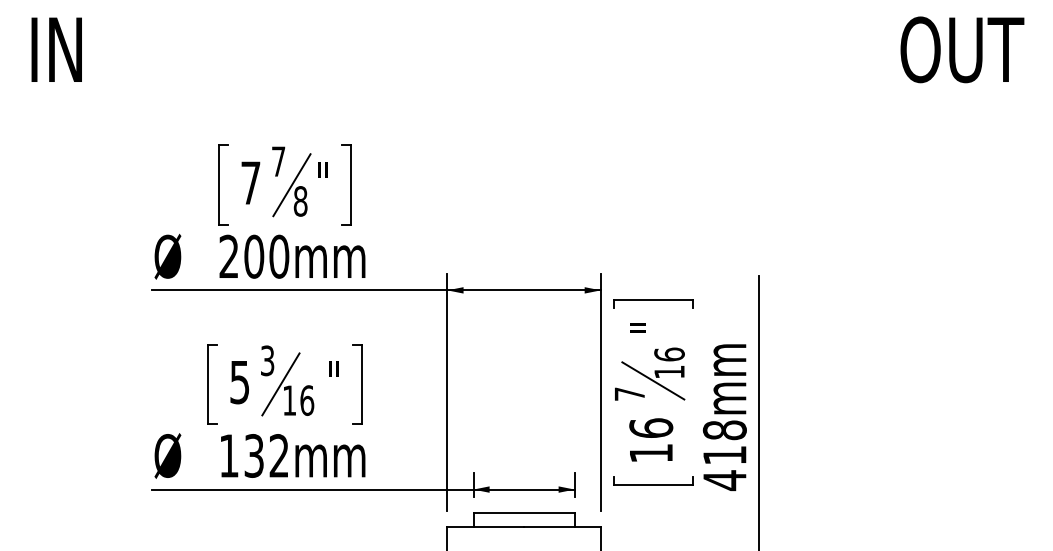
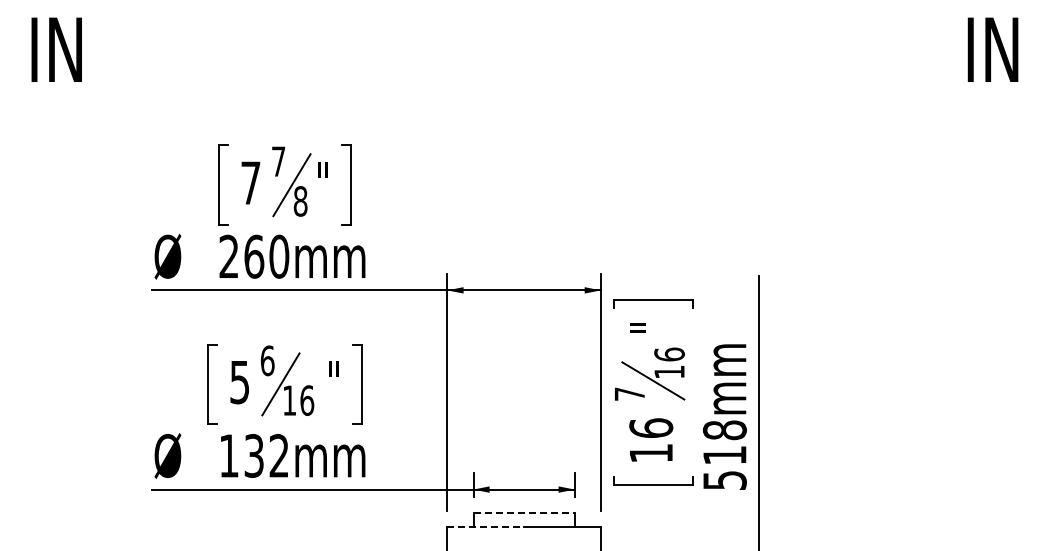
text: OUT -> IN (962, 49)
text: 200mm -> 260mm (254, 256)
text: 3 -> 6 (267, 360)
text: 418mm -> 518mm (724, 480)
line: solid -> dashed (524, 512)
line: solid -> dashed (486, 527)
